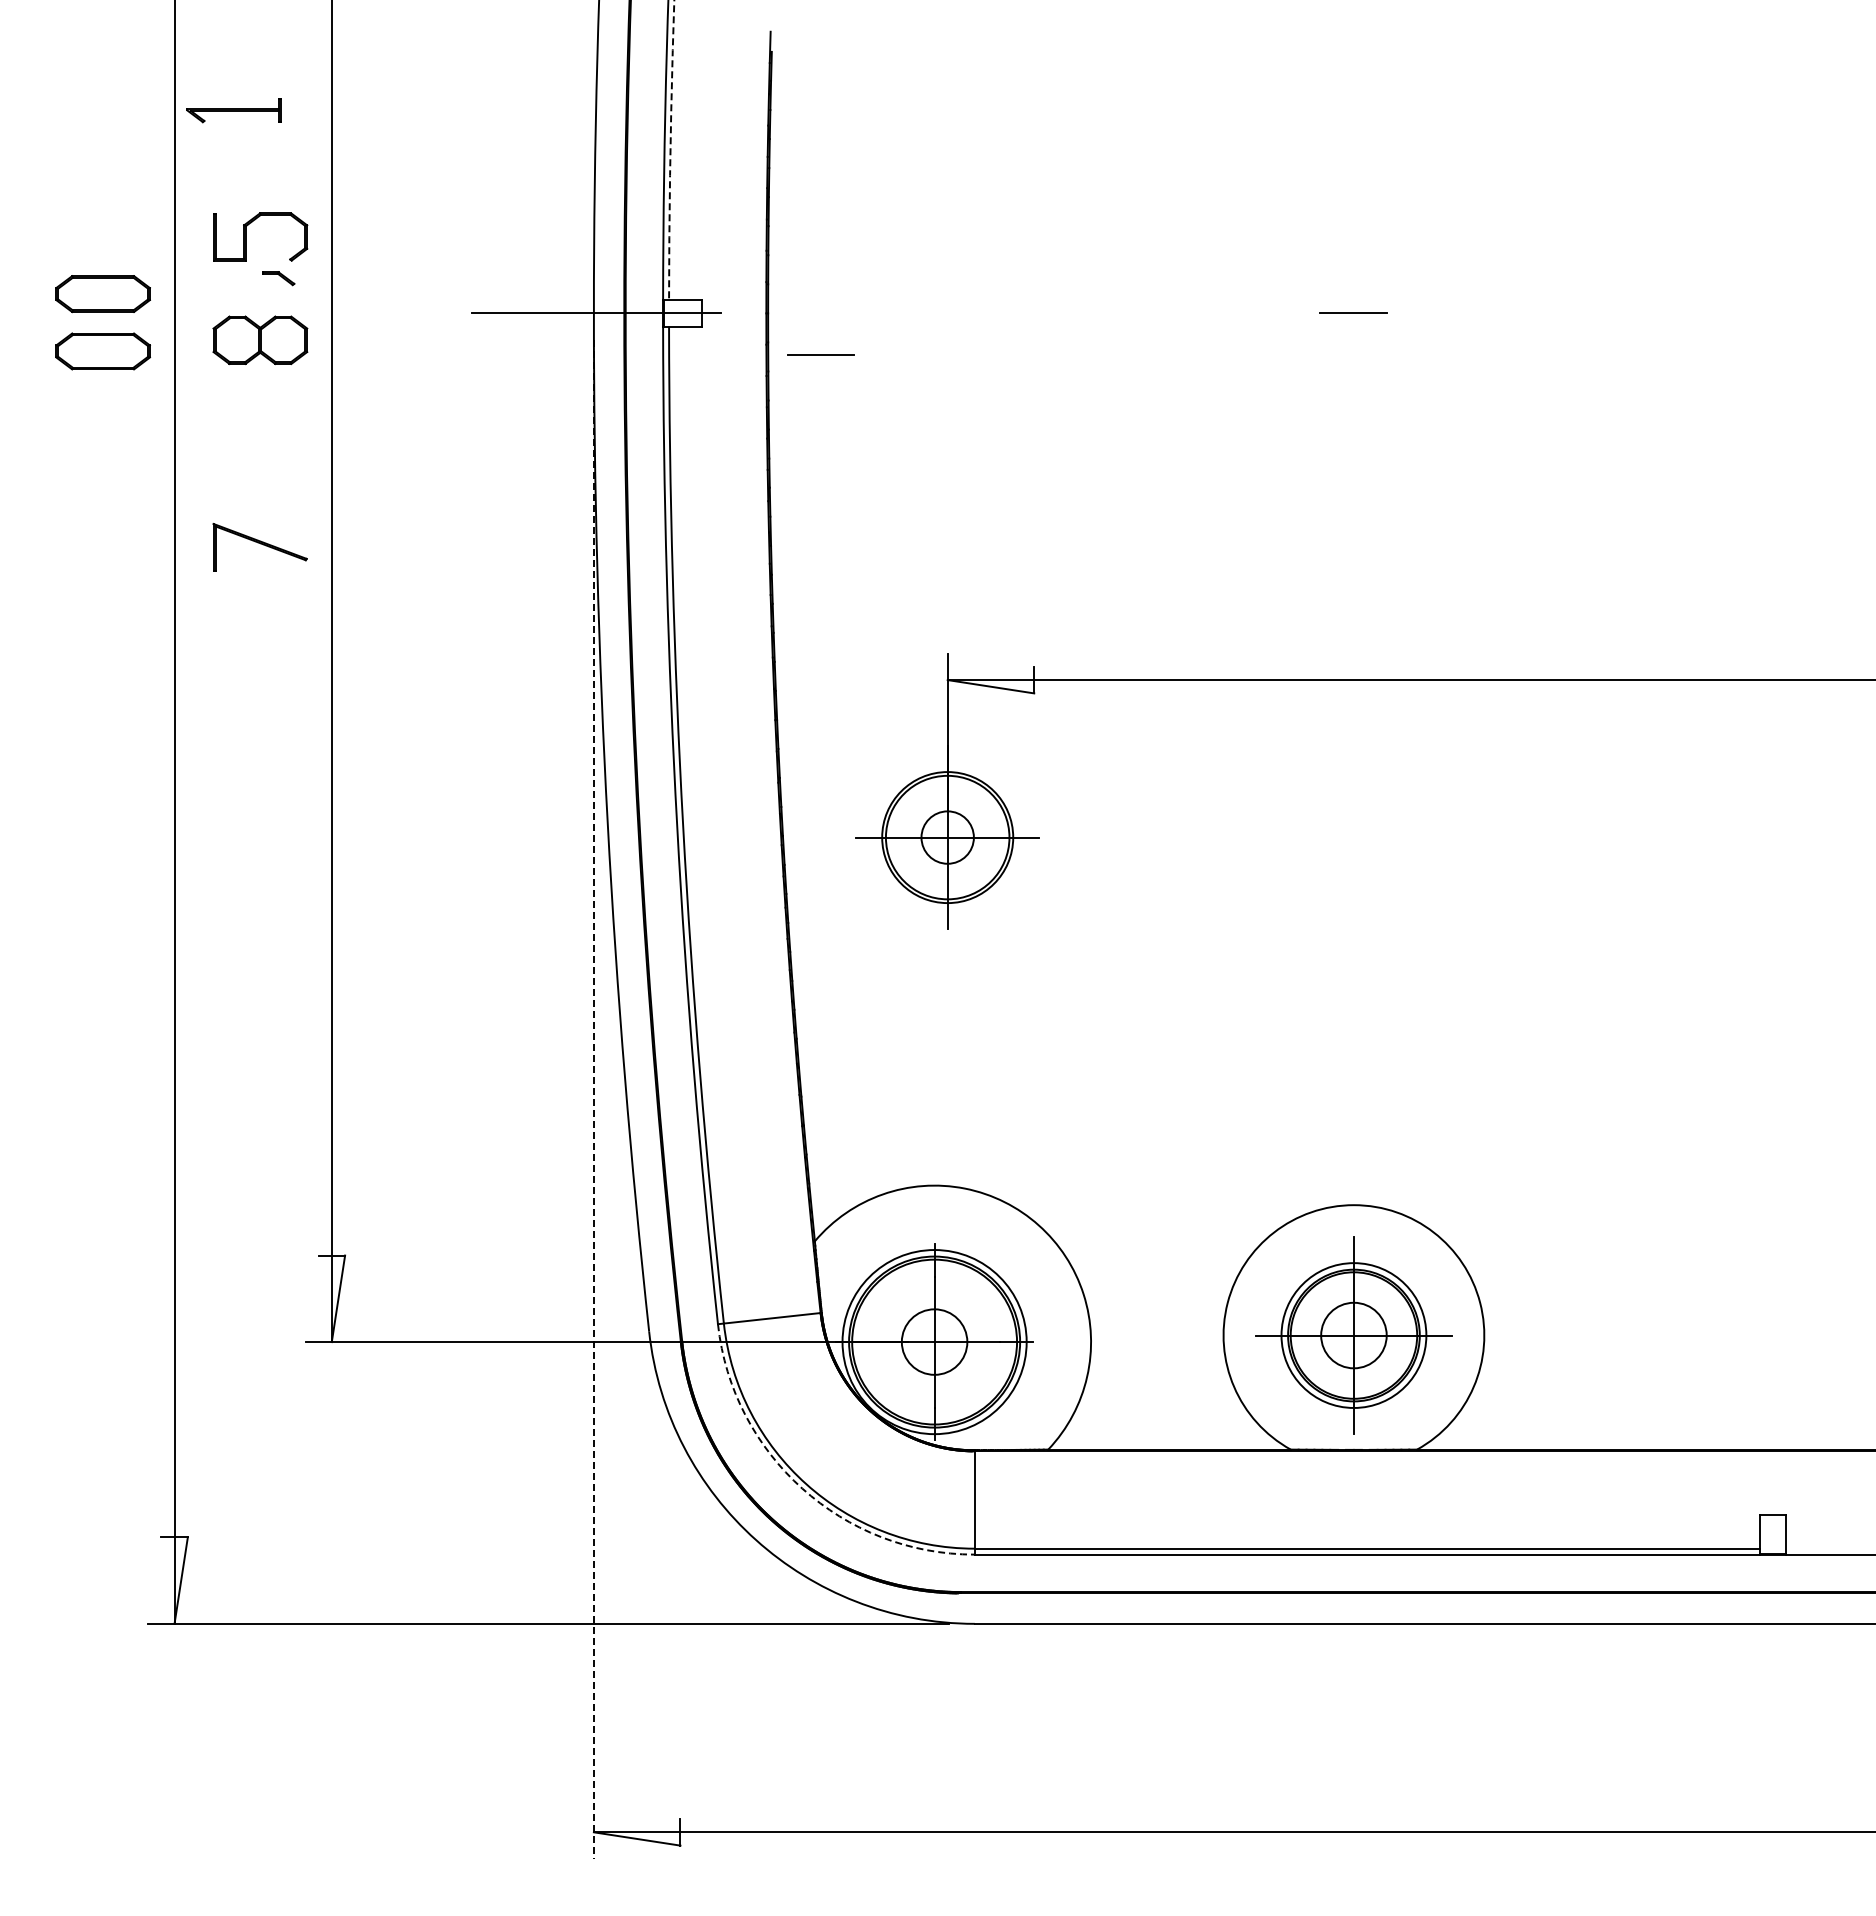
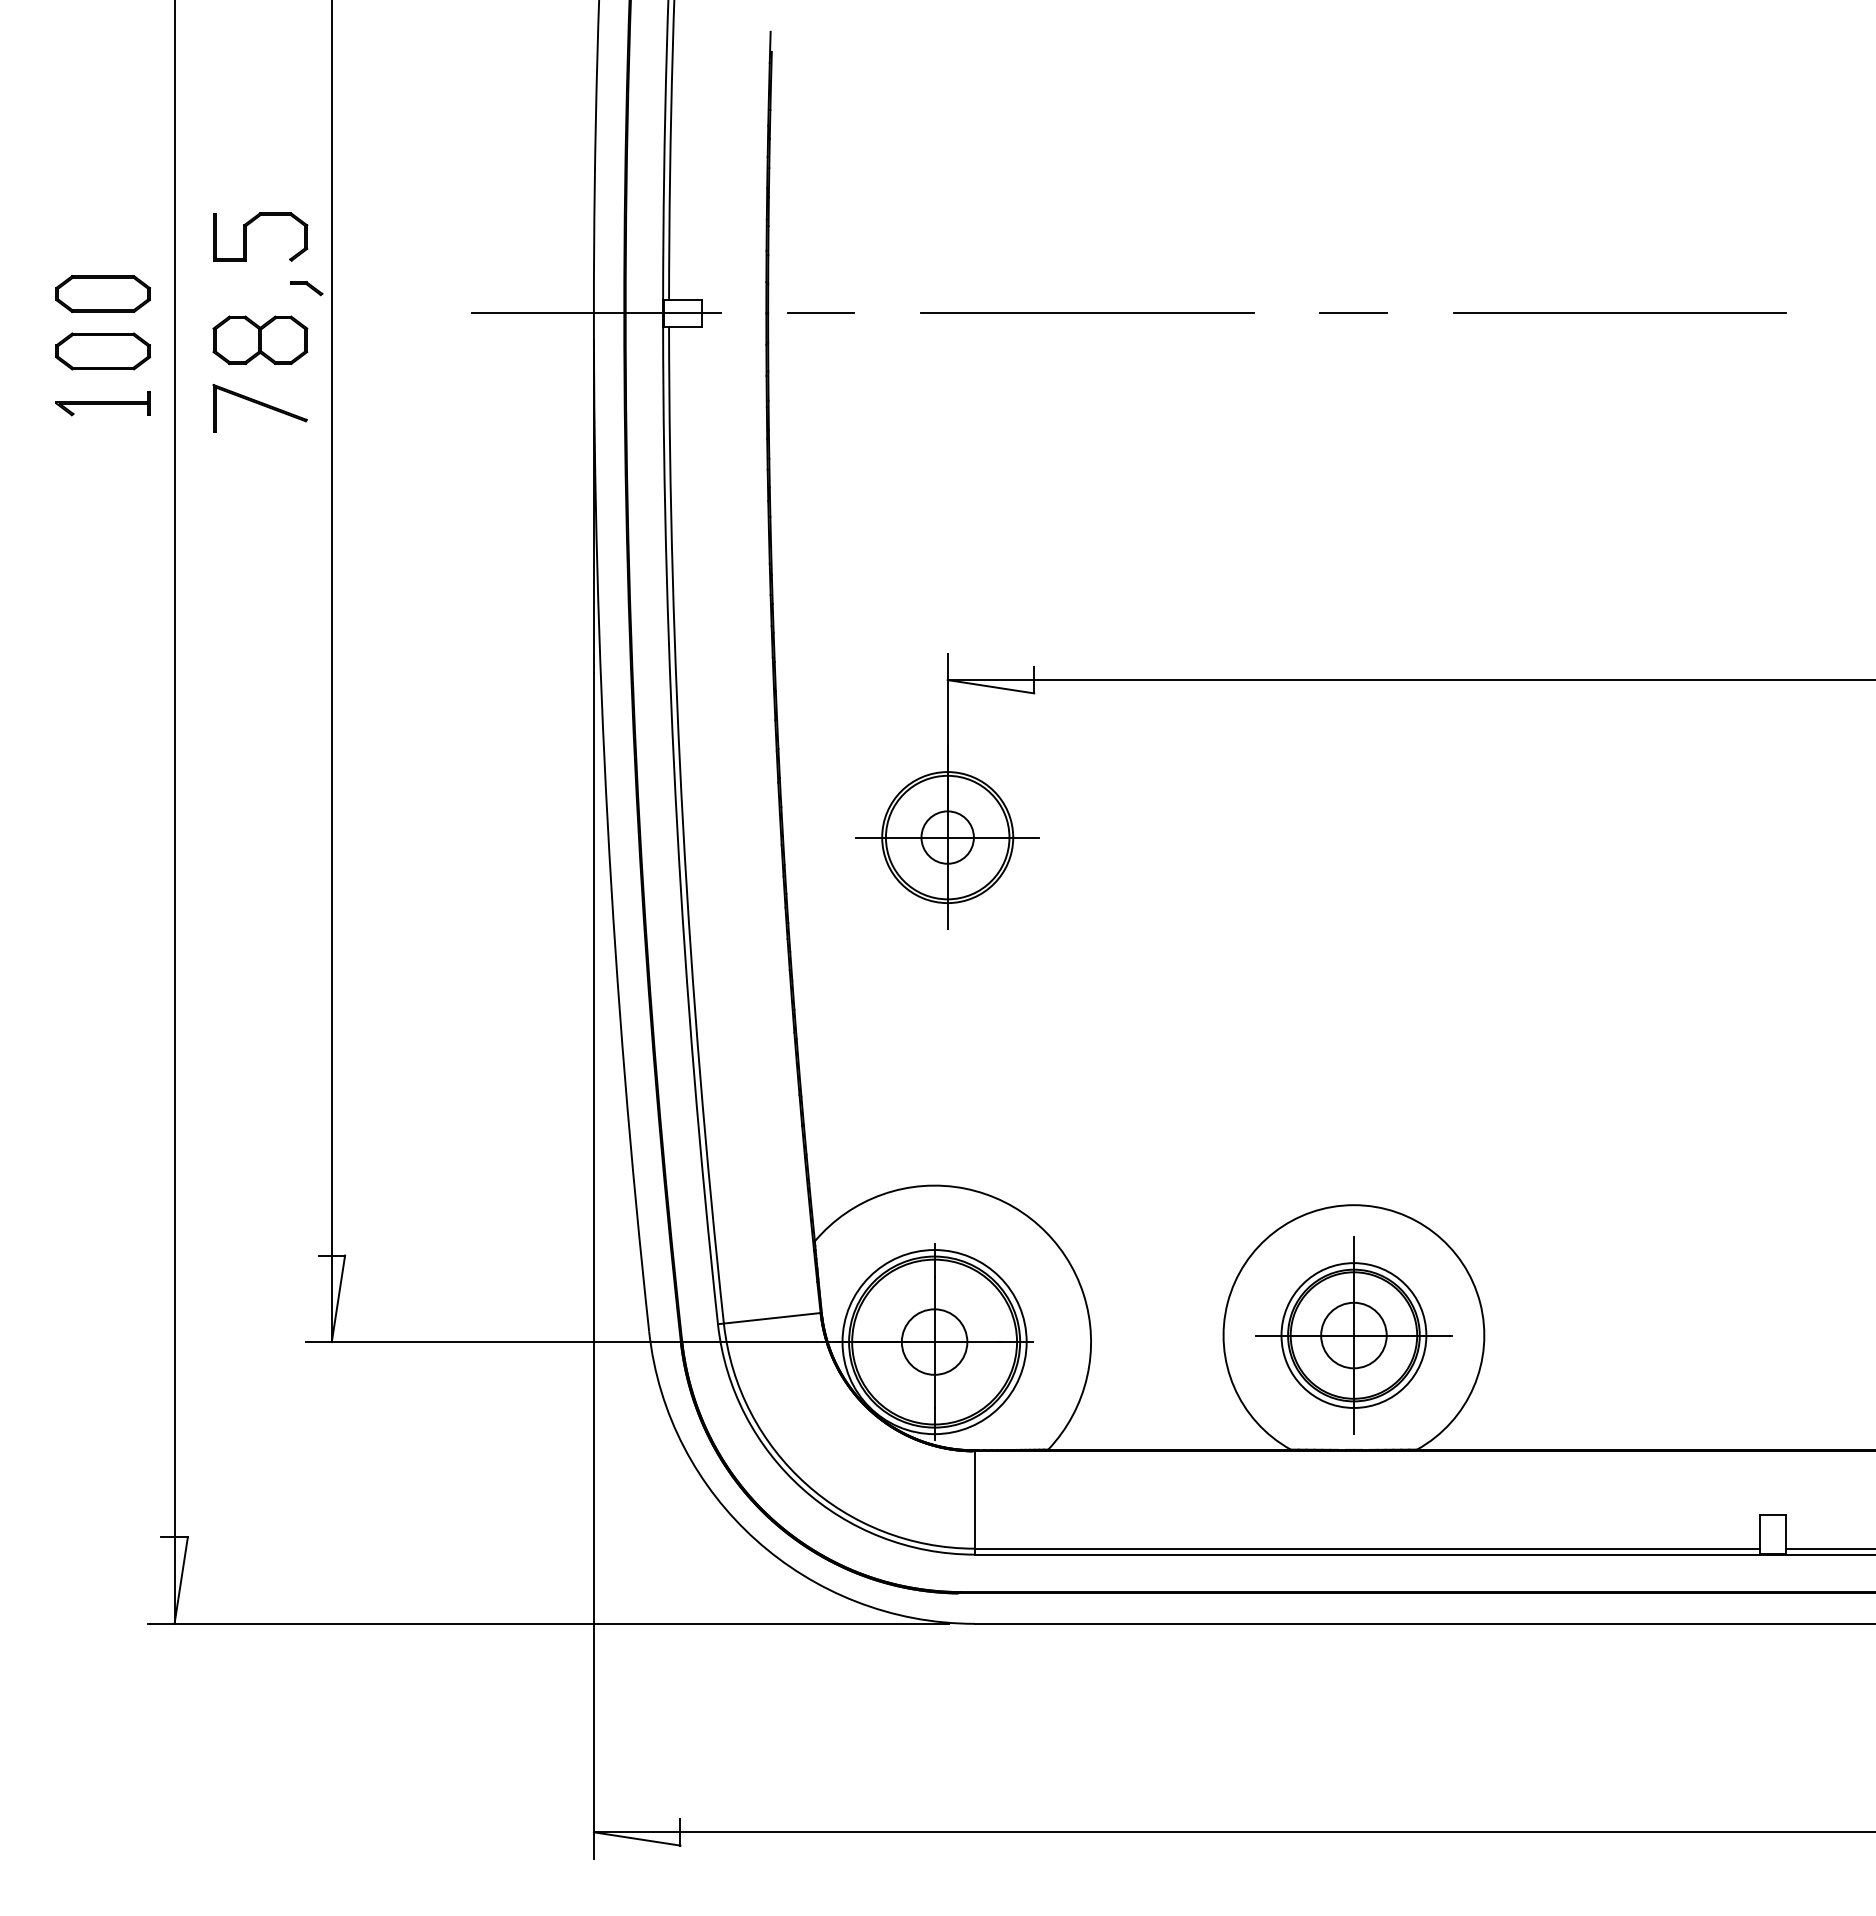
part position: (233, 110) -> (102, 403) (102, 403)
arc: dashed -> solid (670, 150)
part position: (278, 278) -> (306, 288) (306, 288)
line: none -> present (1087, 313)
line: none -> present (1619, 313)
line position: (820, 354) -> (820, 312) (820, 312)
part position: (259, 547) -> (259, 408) (259, 408)
line: dashed -> solid (593, 1099)
arc: dashed -> solid (802, 1488)
line: none -> present (1829, 1548)
